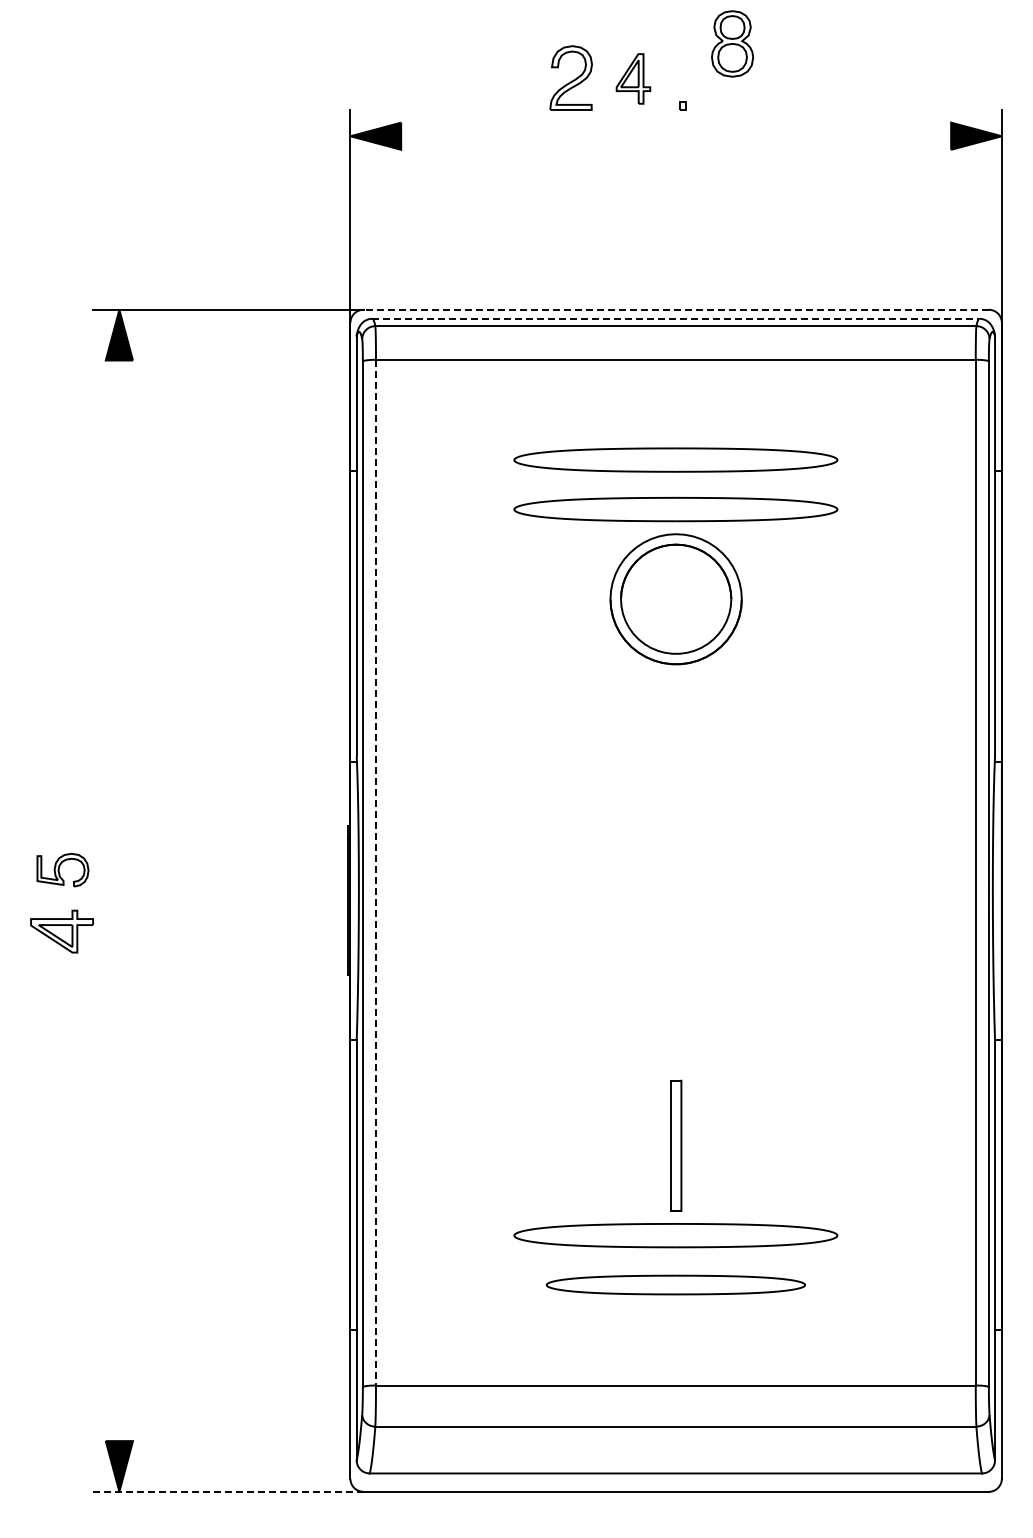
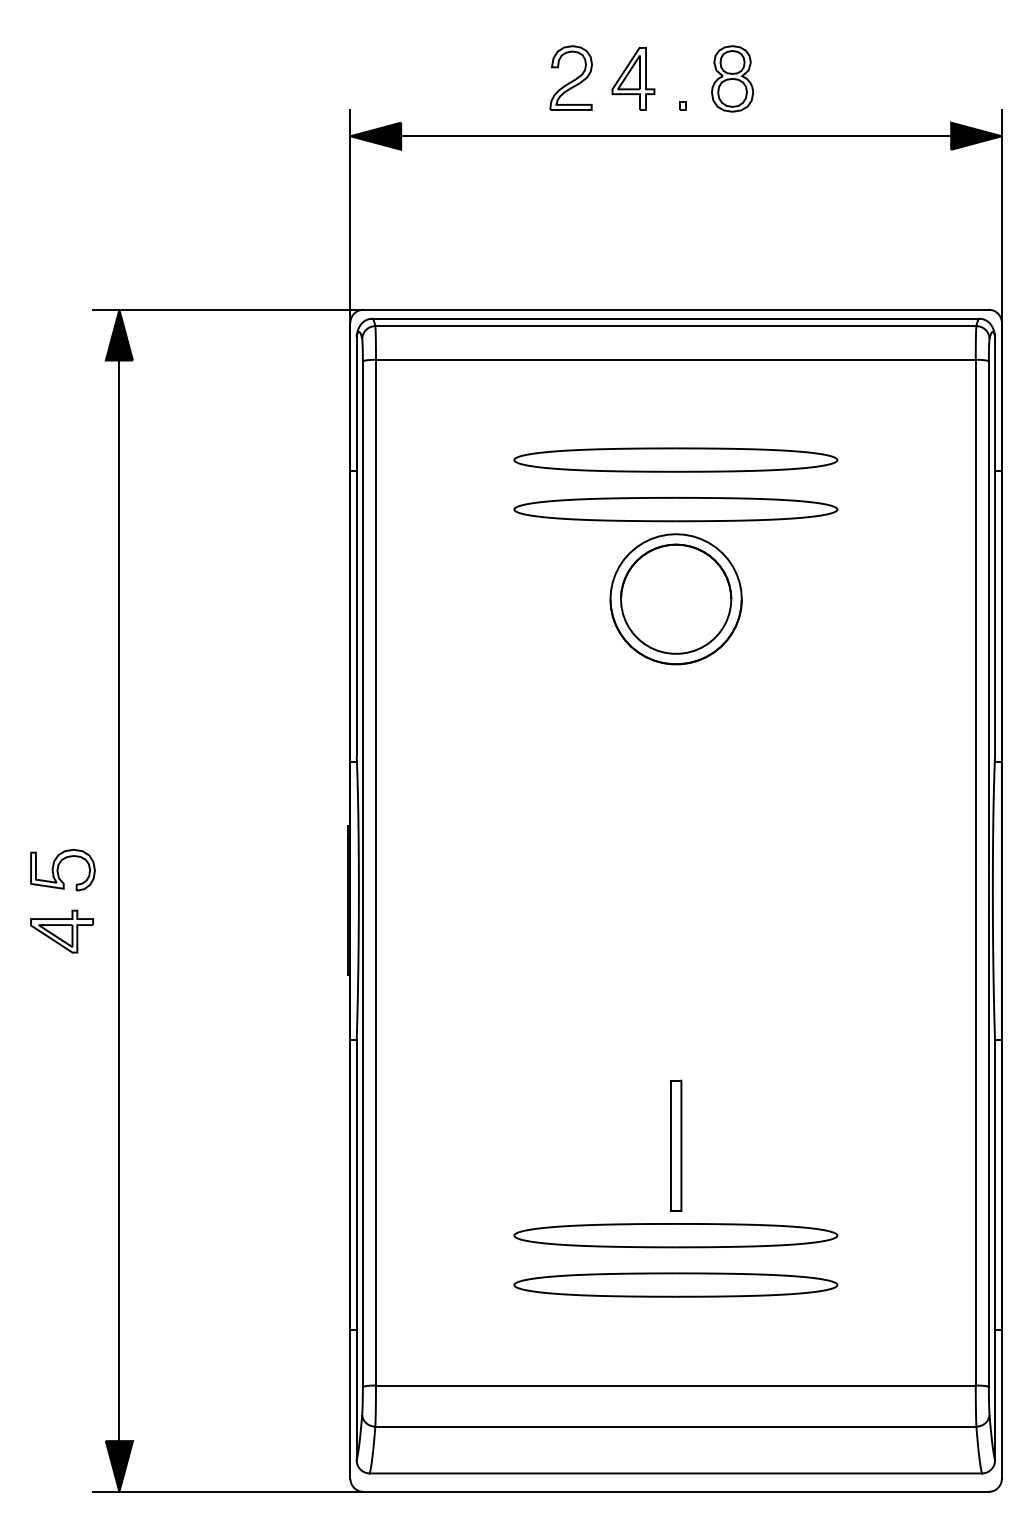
part position: (732, 43) -> (732, 78) (732, 78)
part size: 37x52 px -> 45x64 px (633, 78)
line: none -> present (676, 136)
line: dashed -> solid (676, 309)
line: dashed -> solid (675, 318)
part size: 54x36 px -> 66x44 px (62, 869)
line: dashed -> solid (376, 872)
line: none -> present (119, 900)
part size: 261x22 px -> 326x26 px (675, 1284)
line: dashed -> solid (227, 1491)
